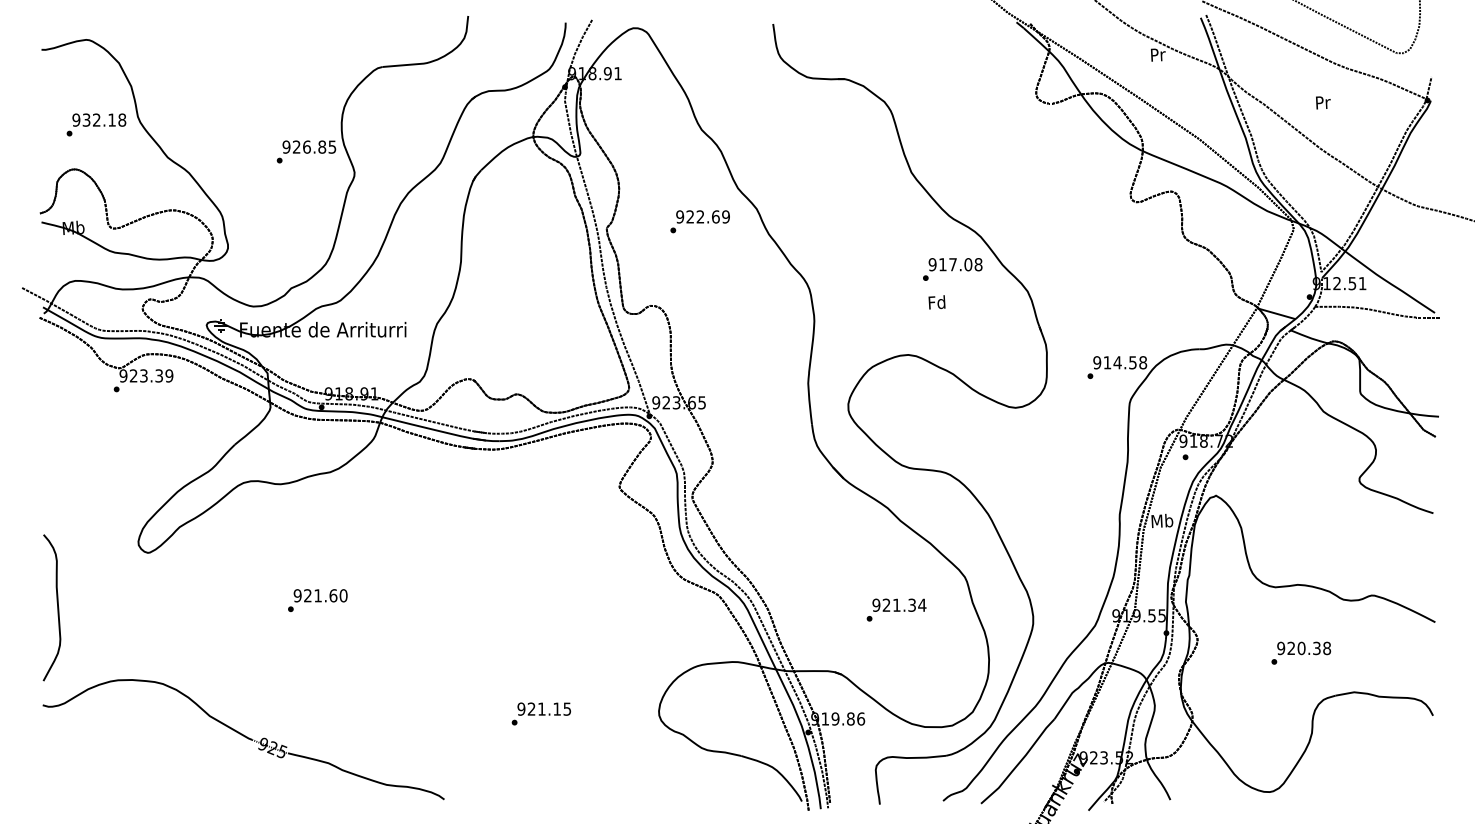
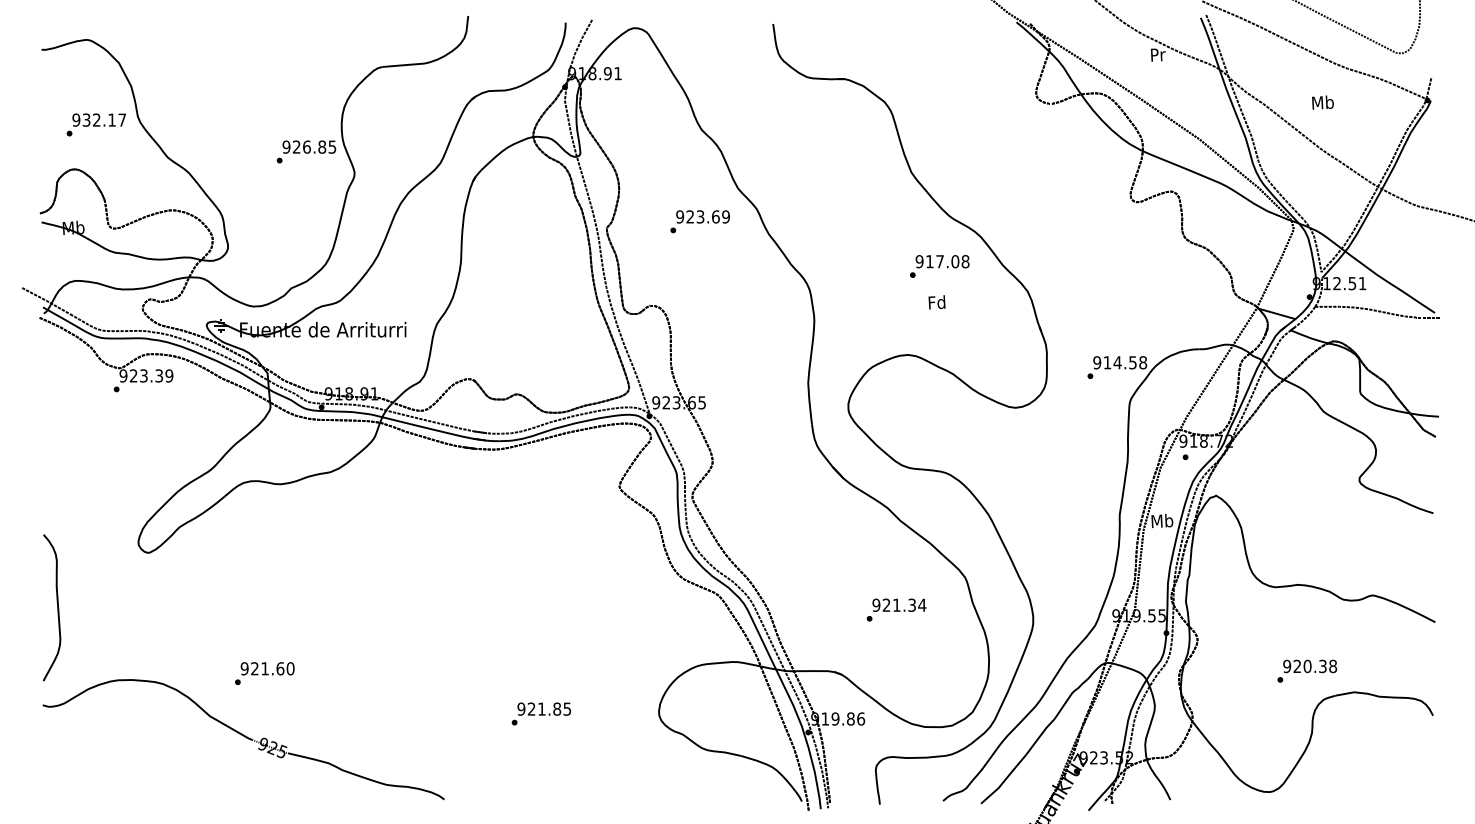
text: Pr -> Mb (1322, 102)
text: 932.18 -> 932.17 (122, 119)
text: 922.69 -> 923.69 (700, 216)
text position: (952, 269) -> (939, 266) (939, 266)
text position: (317, 600) -> (264, 673) (264, 673)
text position: (1301, 652) -> (1307, 670) (1307, 670)
text: 921.15 -> 921.85 (557, 708)
